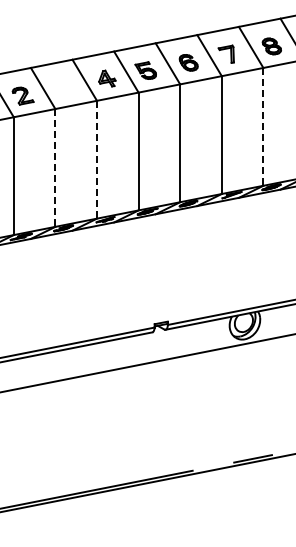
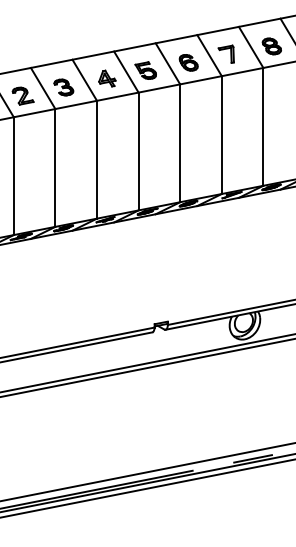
part: none -> present (63, 87)
line: dashed -> solid (263, 126)
line: dashed -> solid (97, 159)
line: dashed -> solid (55, 167)
line: none -> present (147, 367)
line: none -> present (147, 471)
line: none -> present (147, 488)
